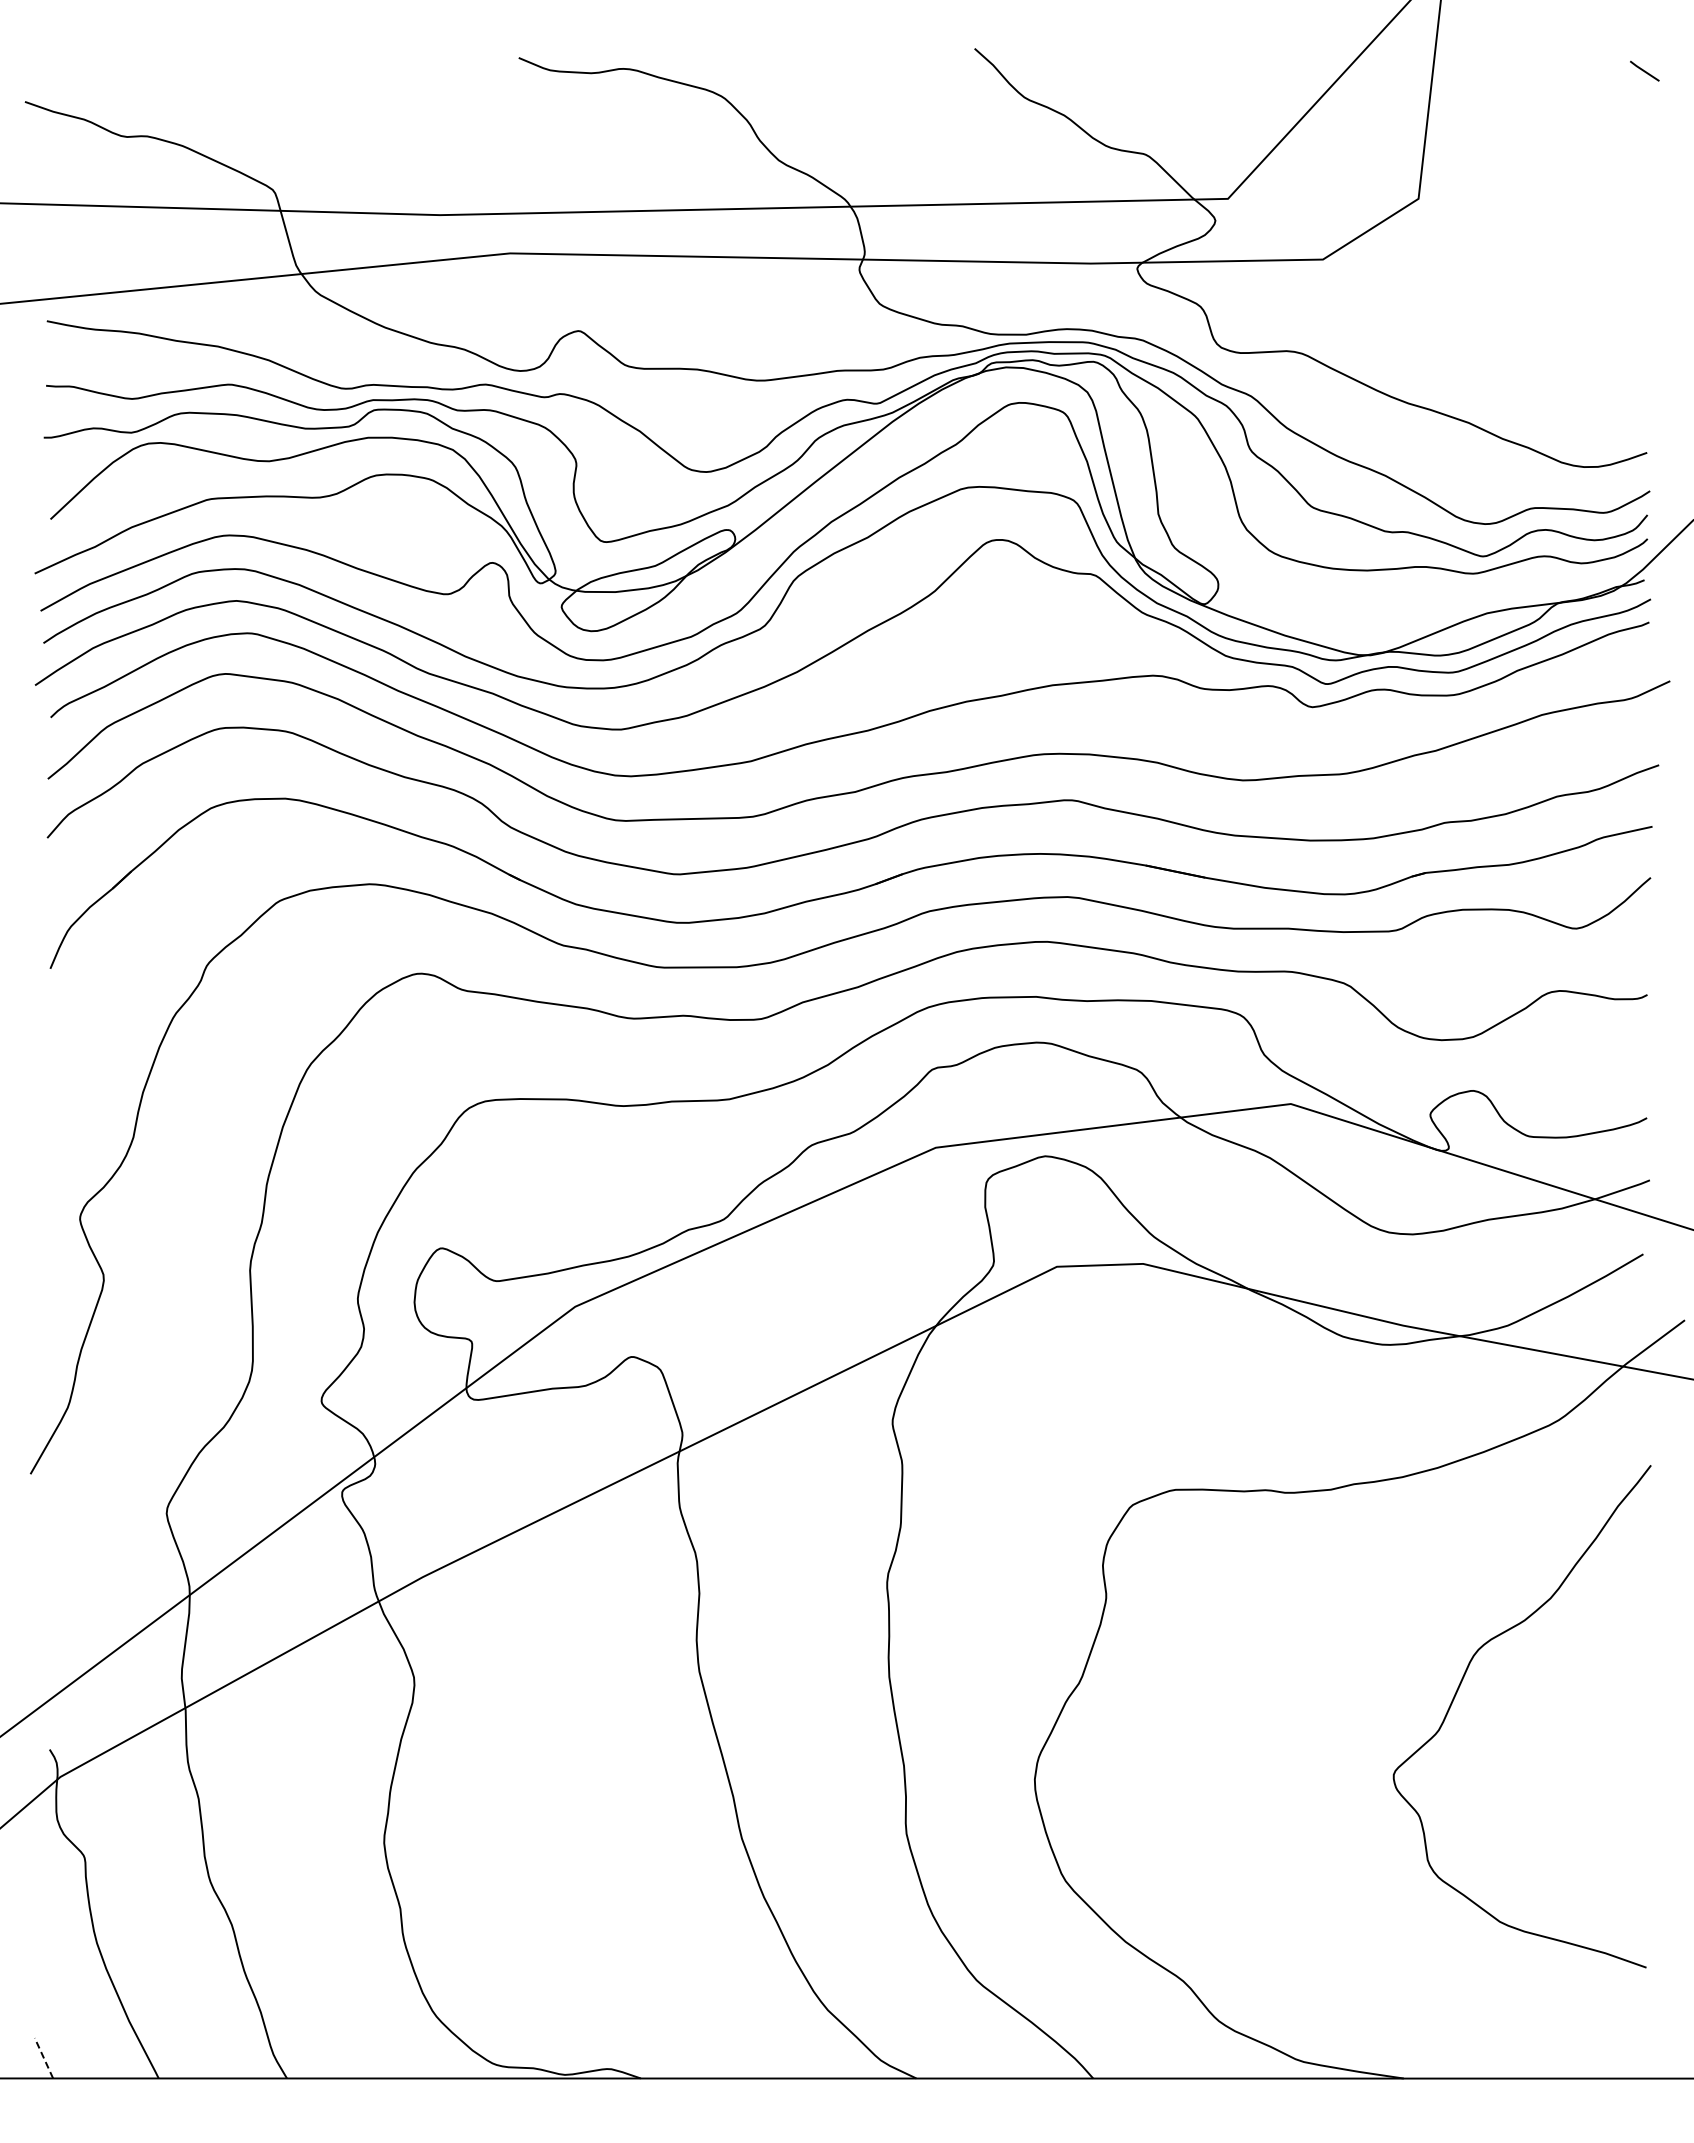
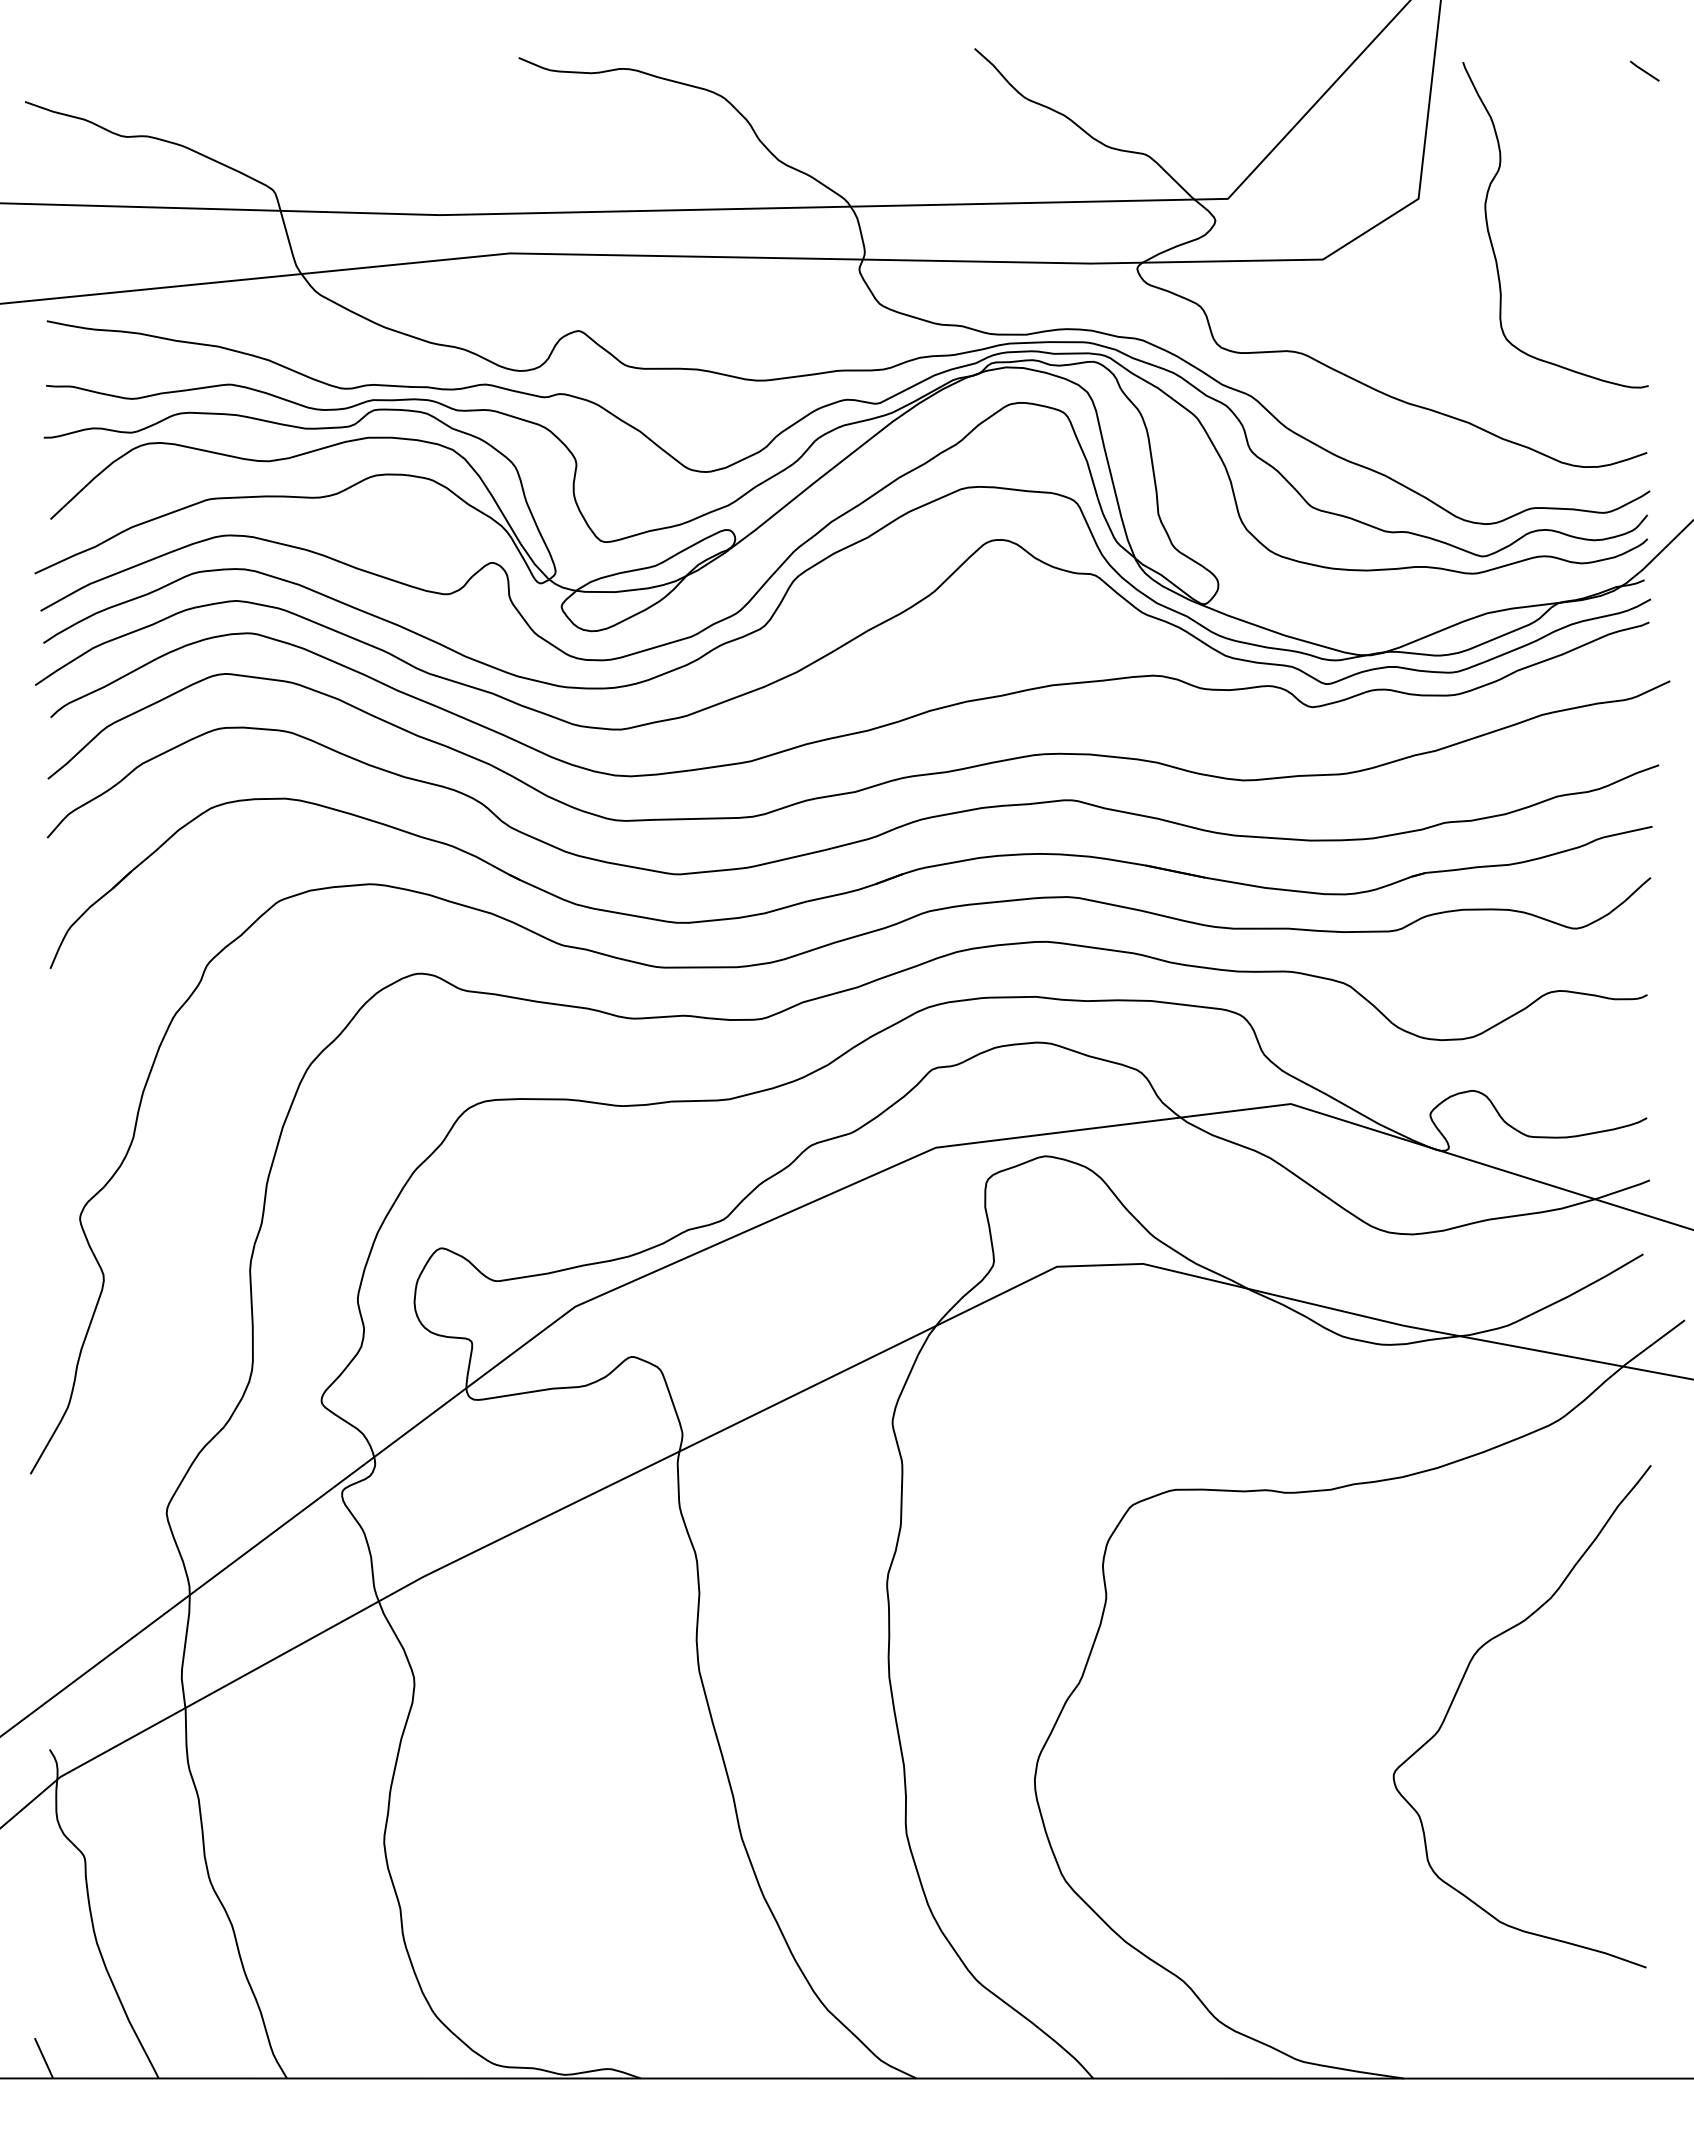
curve: none -> present (1492, 242)
line: dashed -> solid (43, 2057)
